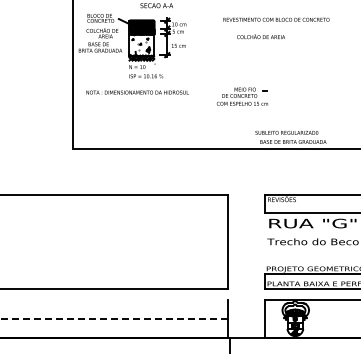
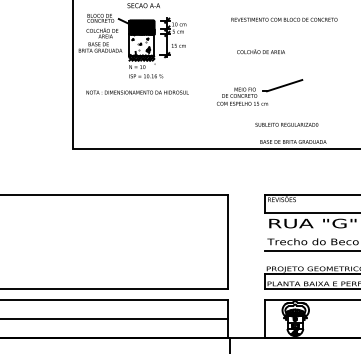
text position: (156, 5) -> (143, 5) (143, 5)
text position: (276, 19) -> (284, 19) (284, 19)
text position: (260, 36) -> (260, 51) (260, 51)
line: none -> present (284, 85)
text position: (286, 132) -> (286, 124) (286, 124)
line: none -> present (311, 251)
line: none -> present (114, 300)
line: dashed -> solid (114, 318)
